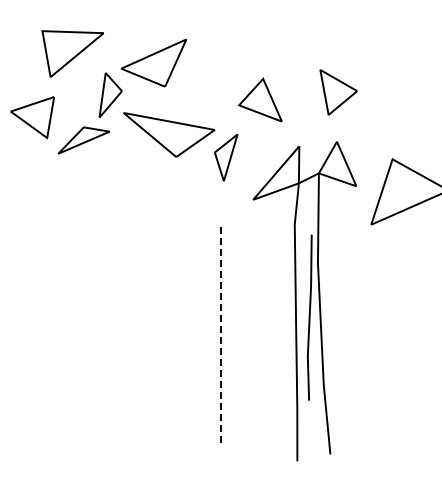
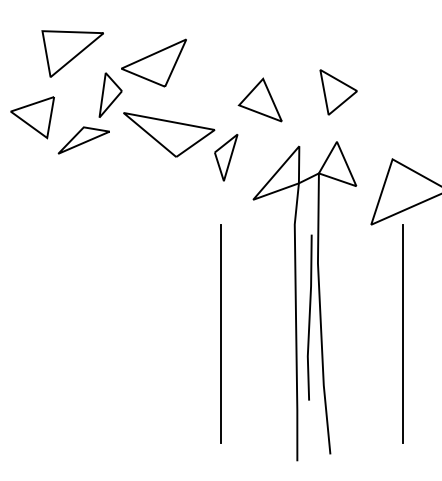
line: dashed -> solid (221, 334)
line: none -> present (403, 334)
